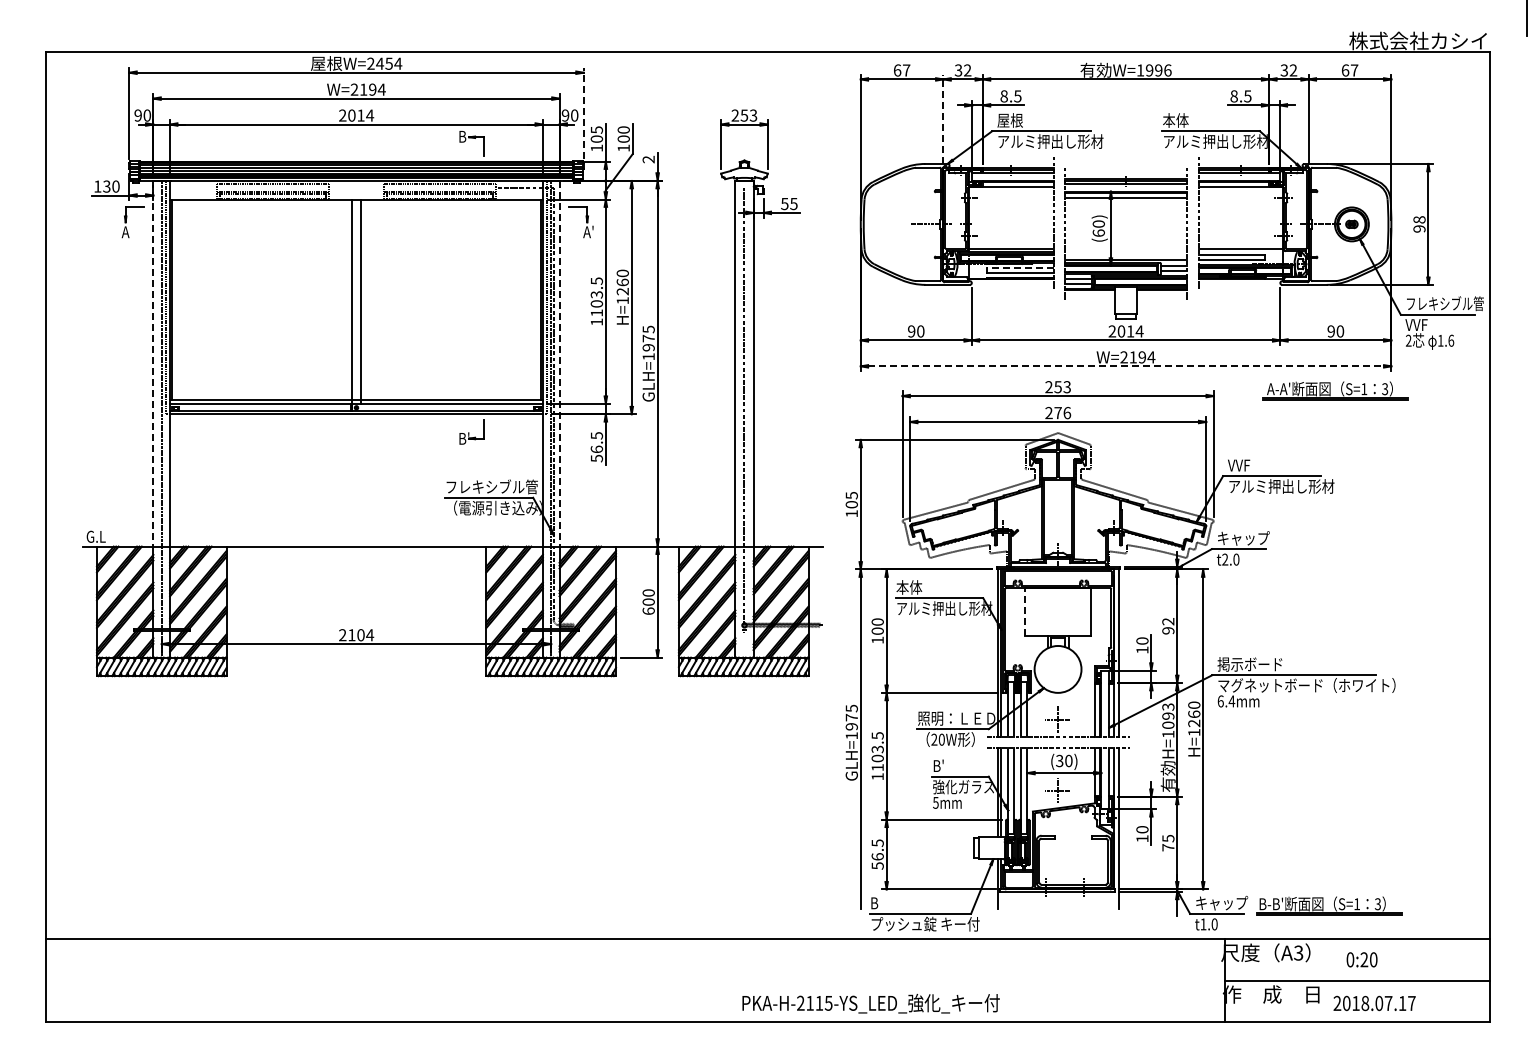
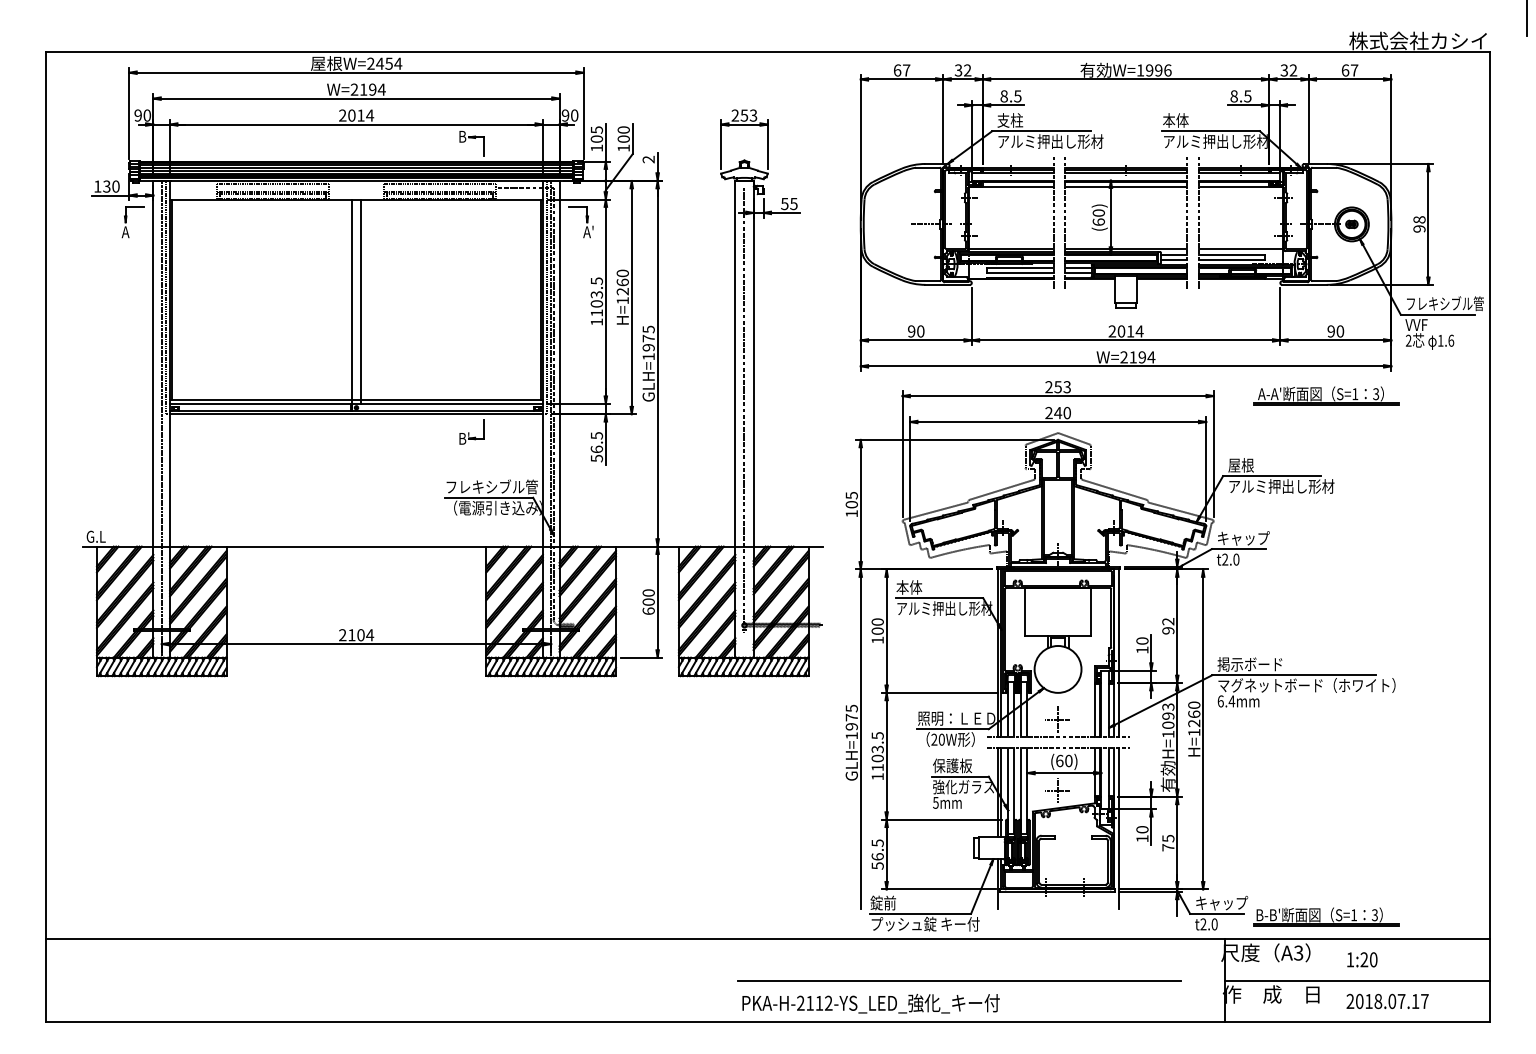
line: dashed -> solid (583, 112)
line: dashed -> solid (943, 118)
text: 屋根 -> 支柱 (1010, 120)
part position: (1111, 243) -> (1111, 232) (1111, 232)
line: dashed -> solid (1019, 268)
line: dashed -> solid (153, 363)
line: dashed -> solid (559, 363)
line: dashed -> solid (1126, 366)
part position: (1335, 390) -> (1326, 395) (1326, 395)
text: 276 -> 240 (1062, 413)
text: VVF -> 屋根 (1240, 465)
line: dashed -> solid (1025, 611)
text: (30) -> (60) (1059, 760)
text: B' -> 保護板 (952, 765)
text: B -> 錠前 (883, 902)
part position: (1329, 905) -> (1326, 916) (1326, 916)
text: t1.0 -> t2.0 (1203, 924)
text: 0:20 -> 1:20 (1350, 959)
line: none -> present (959, 980)
text: PKA-H-2115-YS_LED_ -> PKA-H-2112-YS_LED_ (828, 1002)
text position: (1374, 1003) -> (1387, 1001) (1387, 1001)
